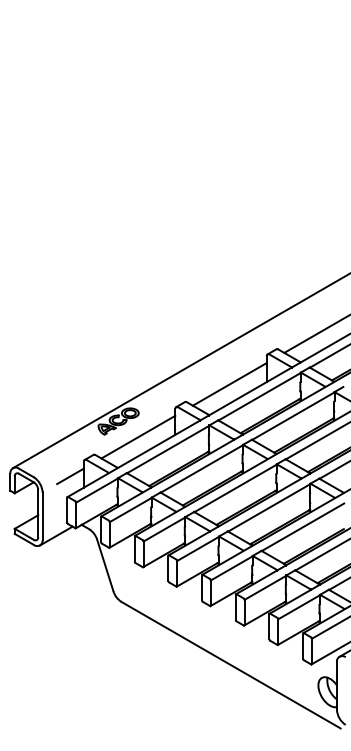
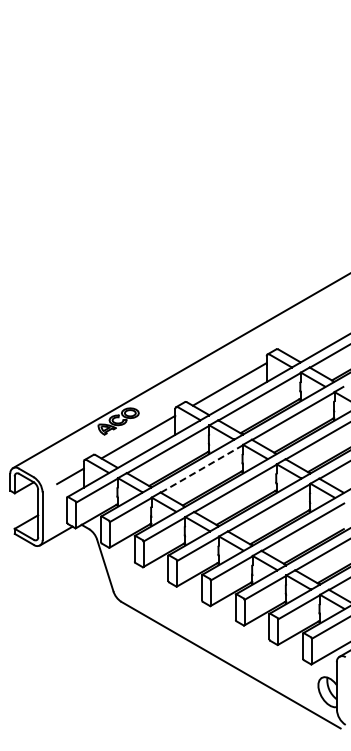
line: present -> none (315, 334)
line: solid -> dashed (201, 468)
